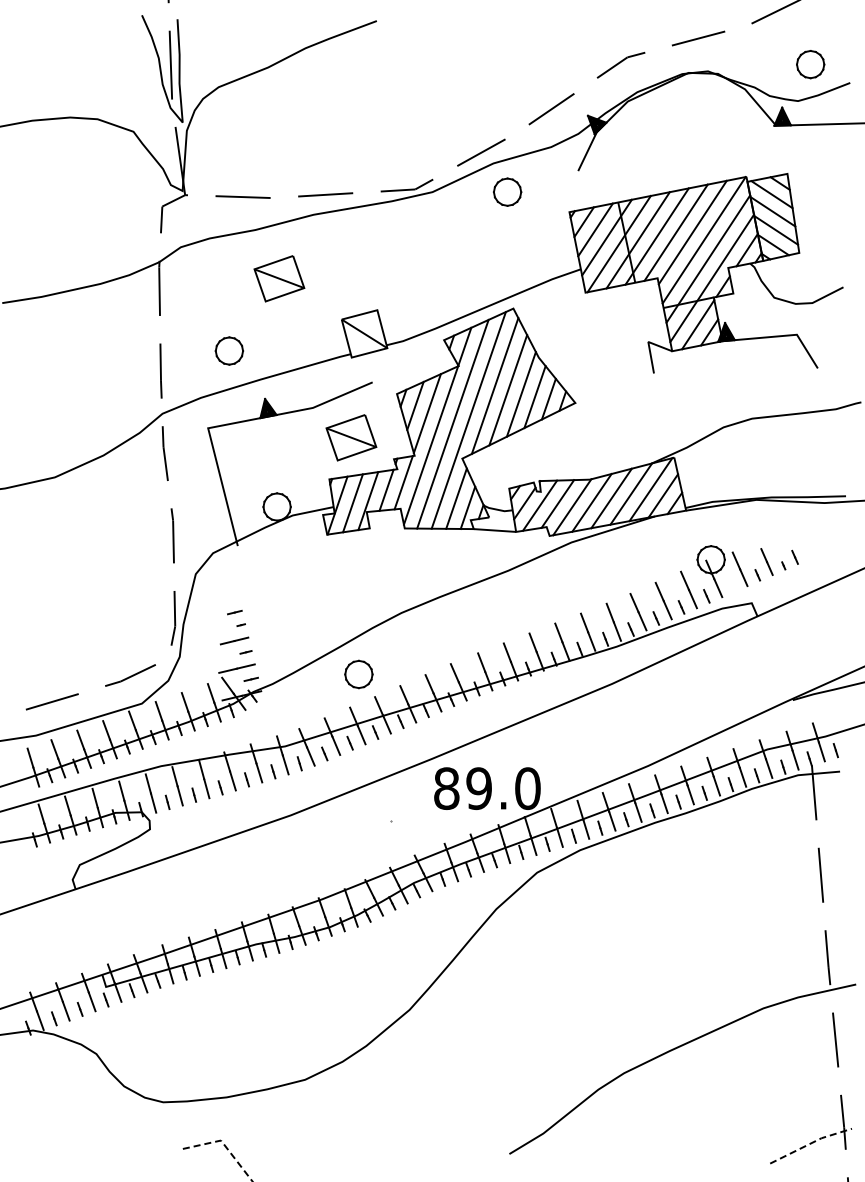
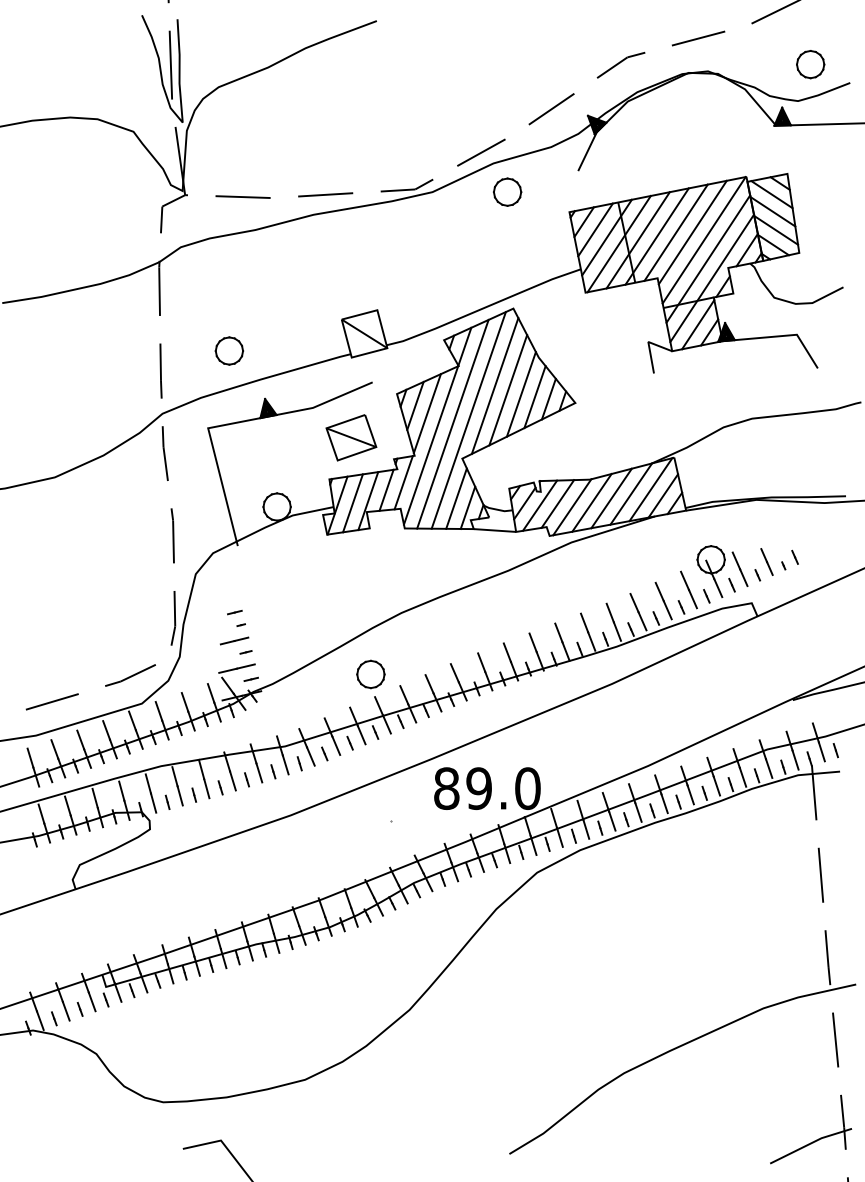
part: present -> none (279, 278)
line: none -> present (731, 584)
part position: (358, 674) -> (370, 674) (370, 674)
line: dashed -> solid (810, 1143)
line: dashed -> solid (224, 1145)
